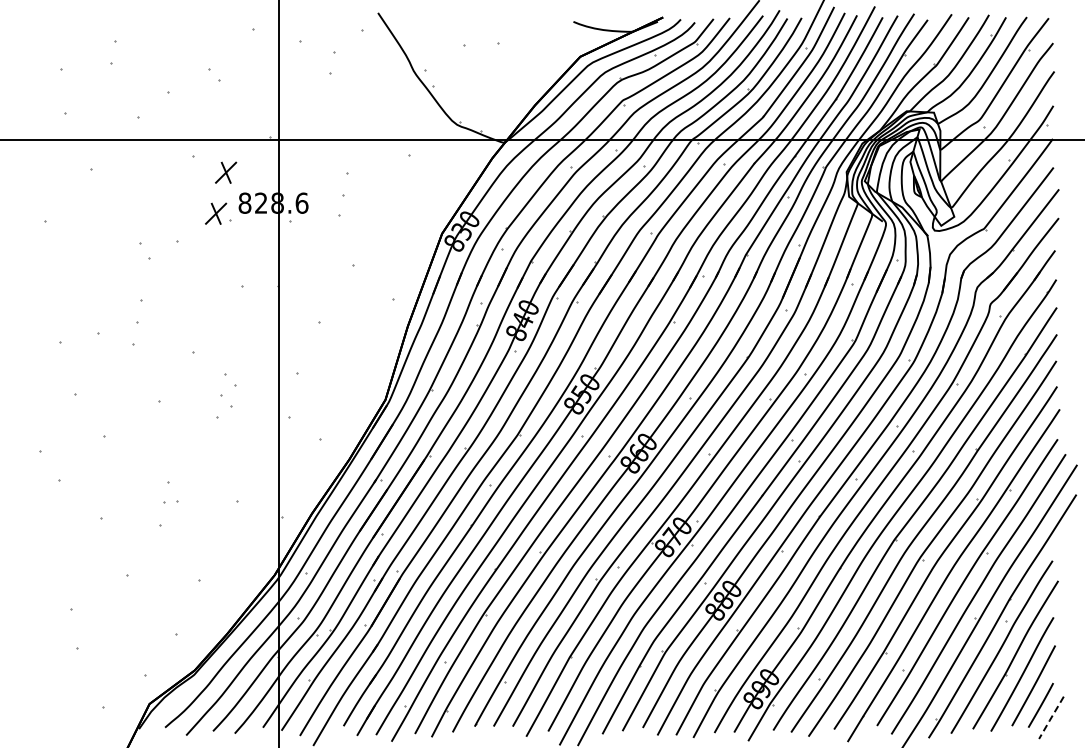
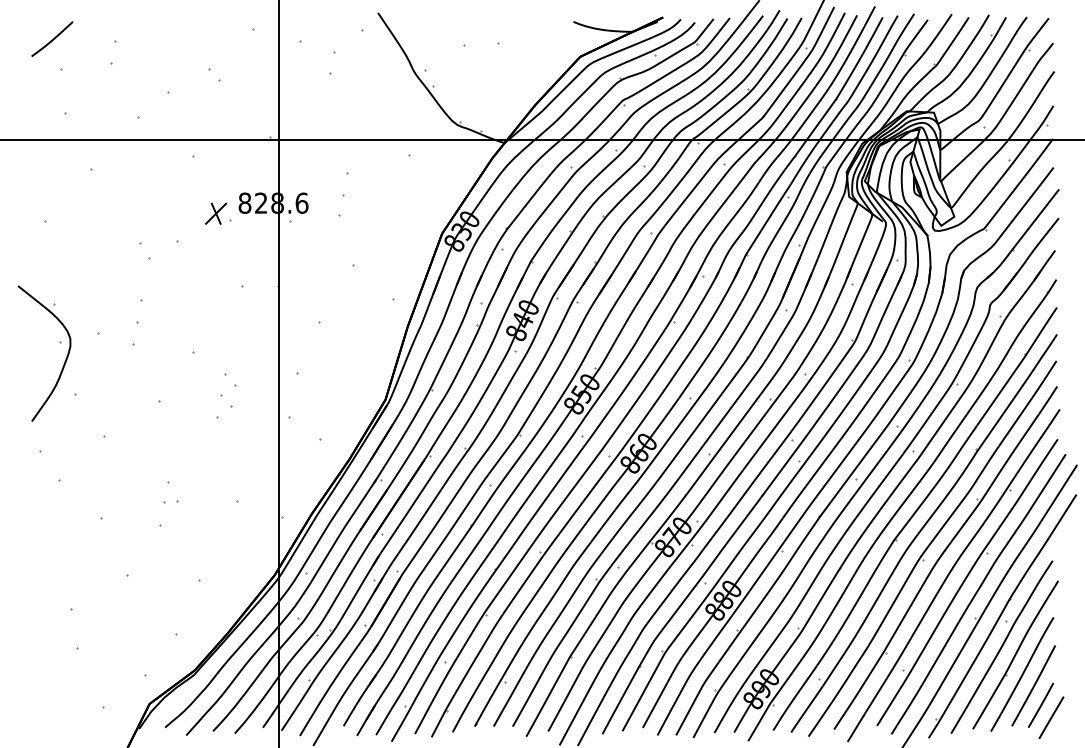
line: none -> present (53, 38)
part: present -> none (226, 172)
part: none -> present (64, 361)
line: dashed -> solid (1051, 718)
